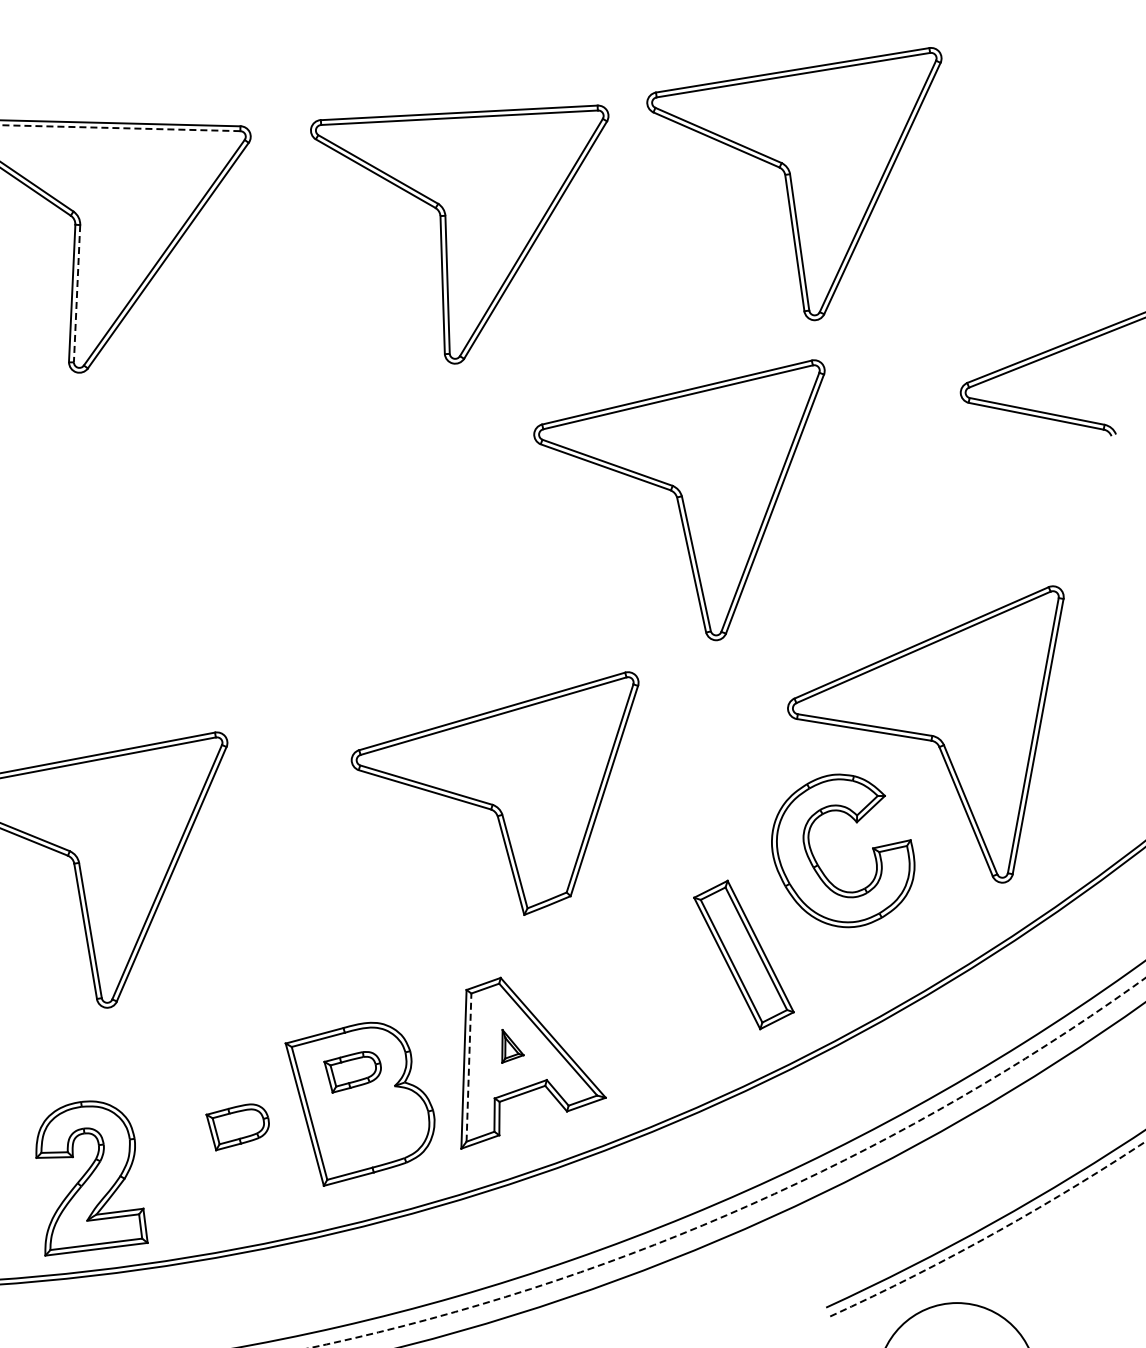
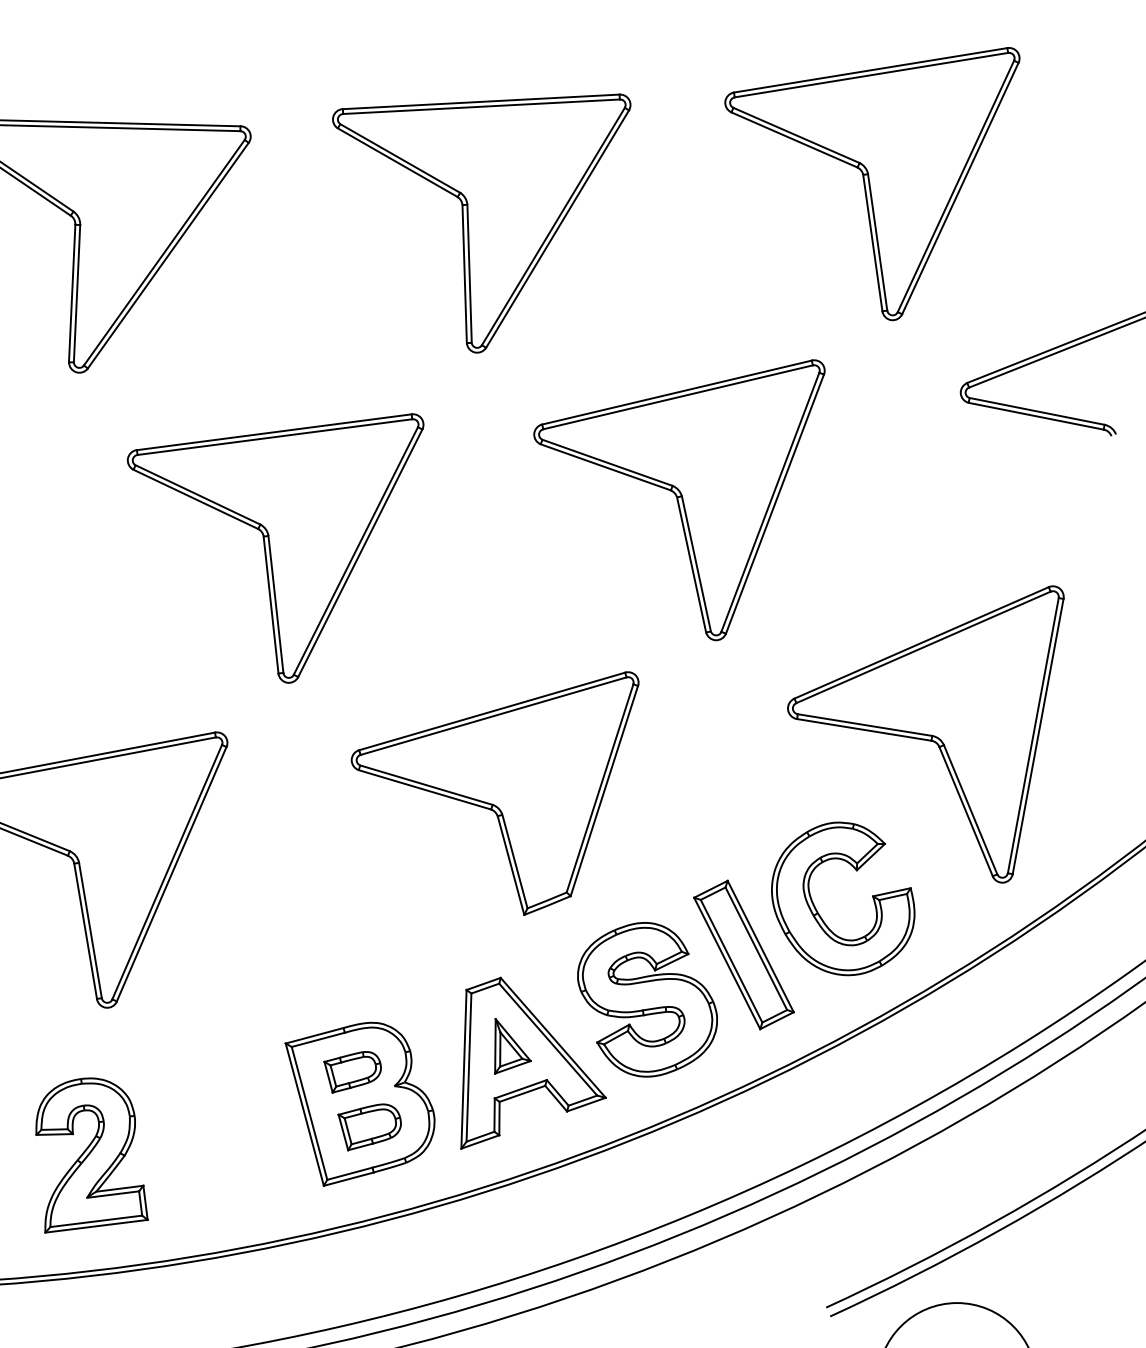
line: dashed -> solid (119, 128)
part position: (794, 184) -> (872, 184) (872, 184)
part position: (459, 234) -> (481, 223) (481, 223)
line: dashed -> solid (77, 293)
part: none -> present (275, 548)
part position: (819, 865) -> (819, 913) (819, 913)
part: none -> present (647, 999)
part size: 24x35 px -> 38x57 px (512, 1046)
line: dashed -> solid (469, 1067)
part position: (237, 1127) -> (369, 1127) (369, 1127)
part position: (91, 1178) -> (91, 1155) (91, 1155)
arc: dashed -> solid (746, 1206)
arc: dashed -> solid (992, 1234)
